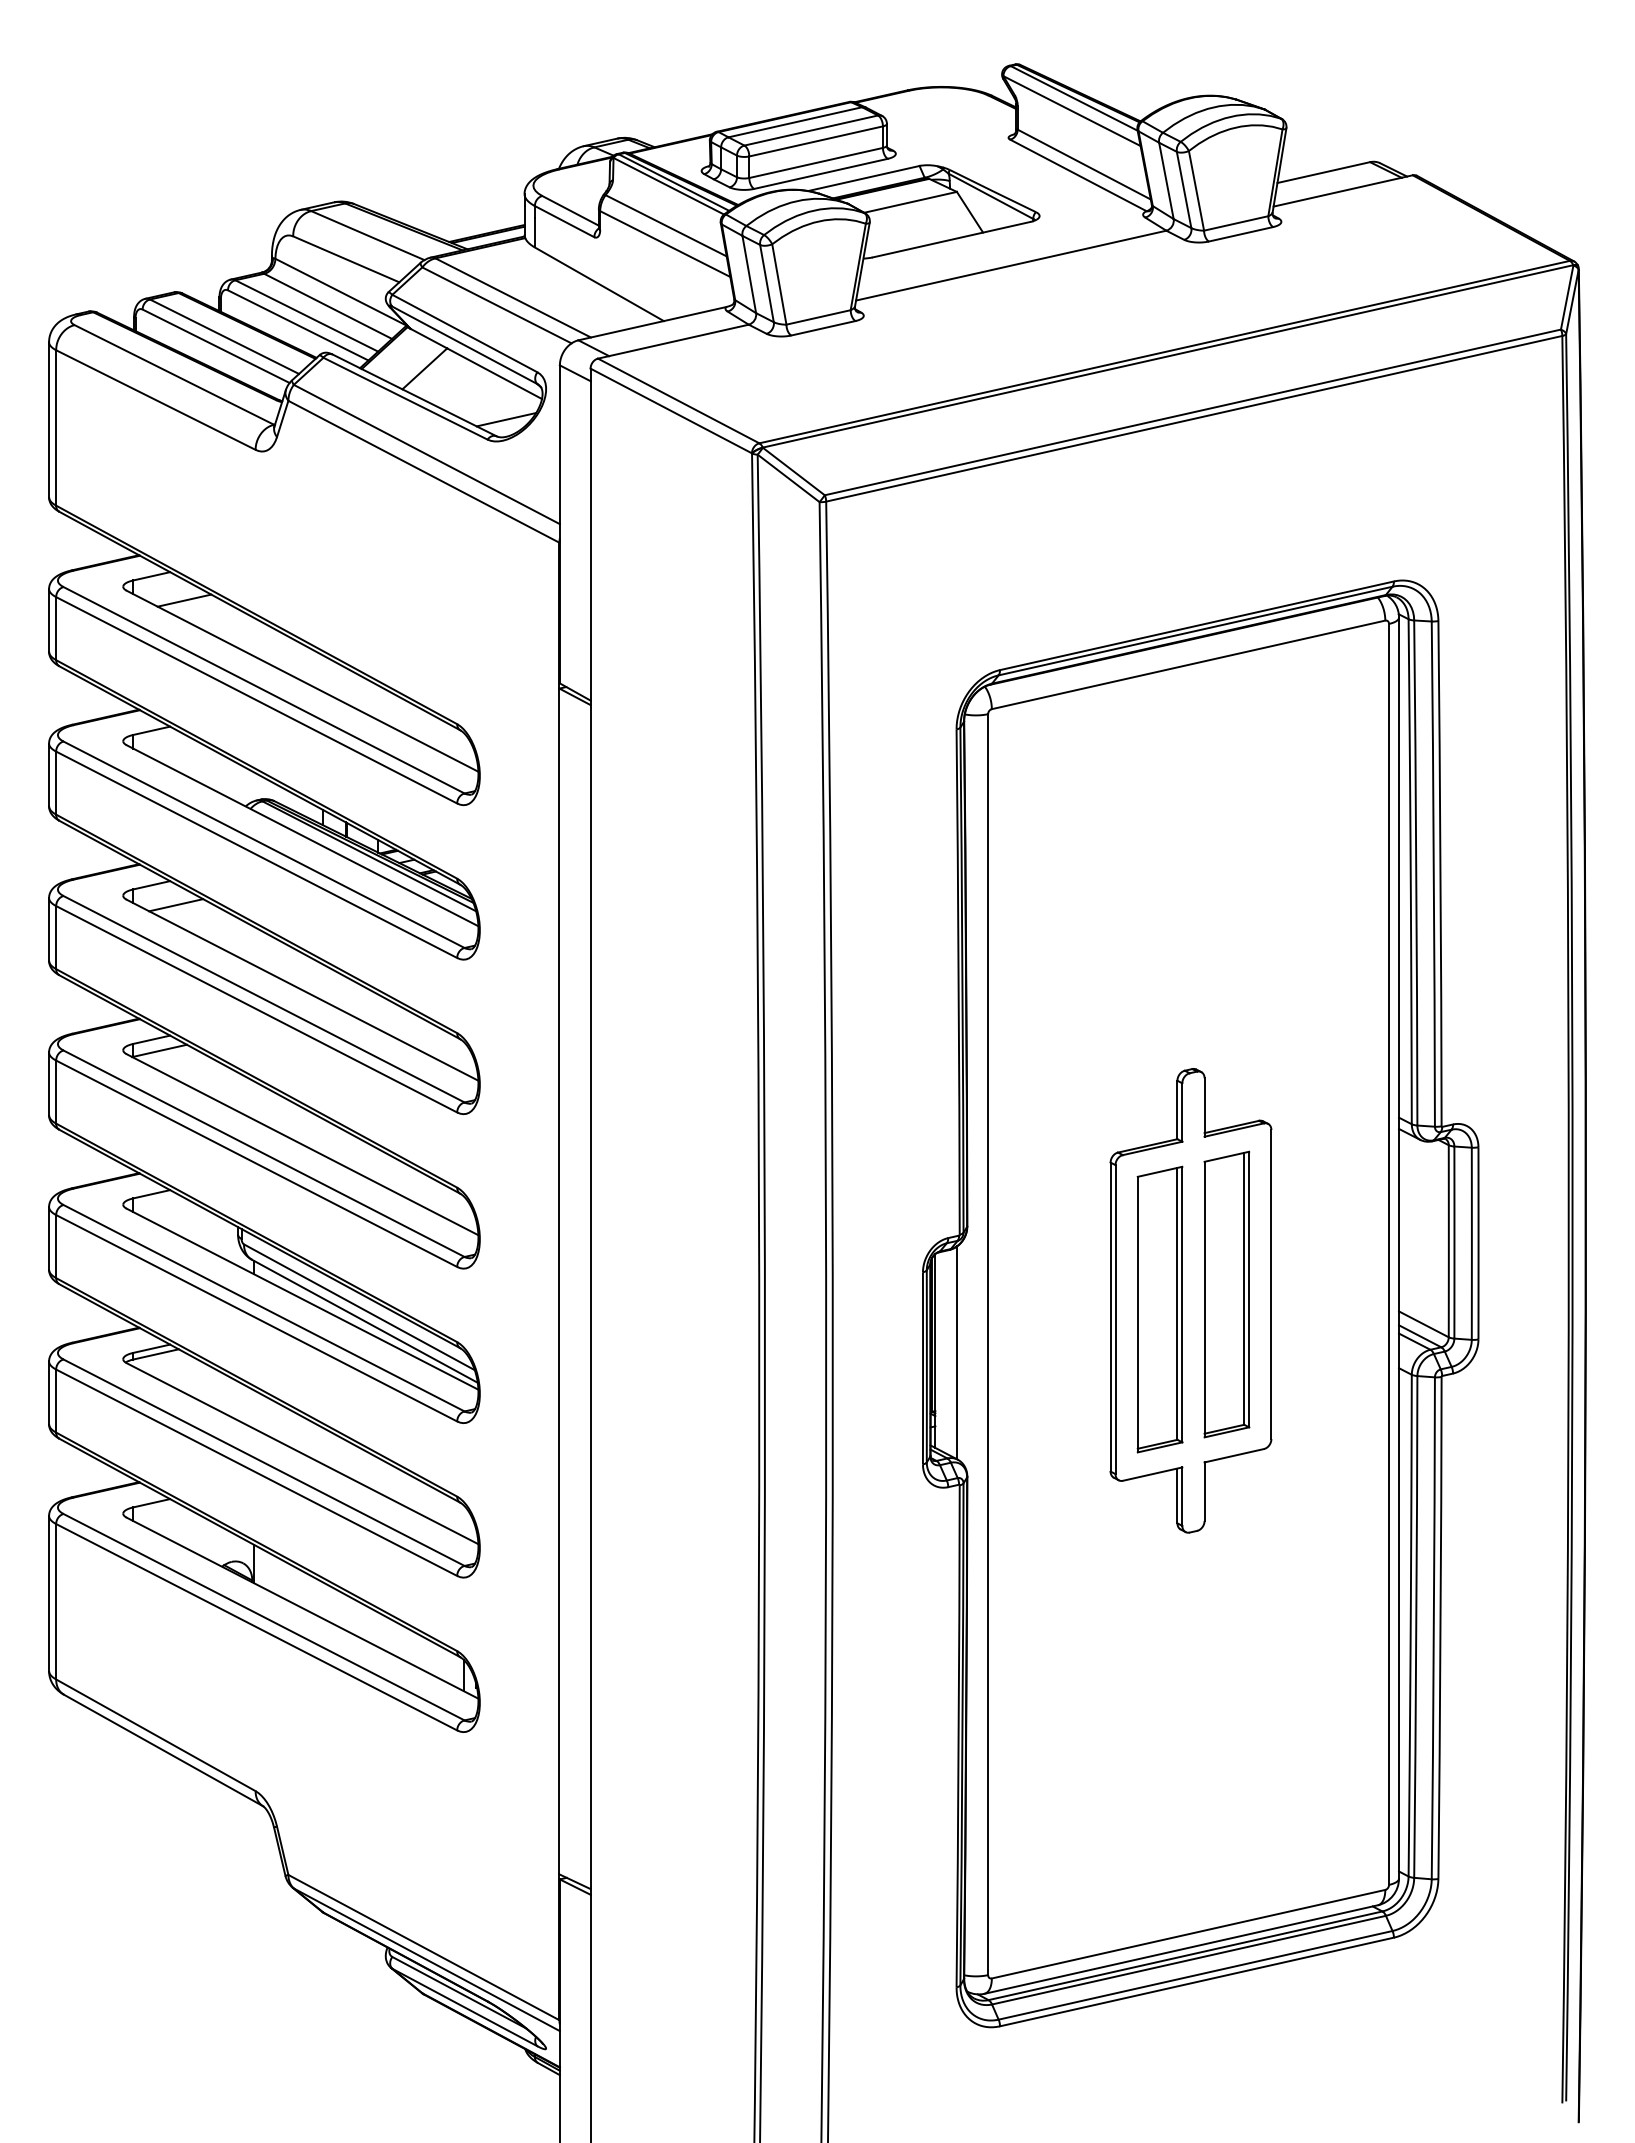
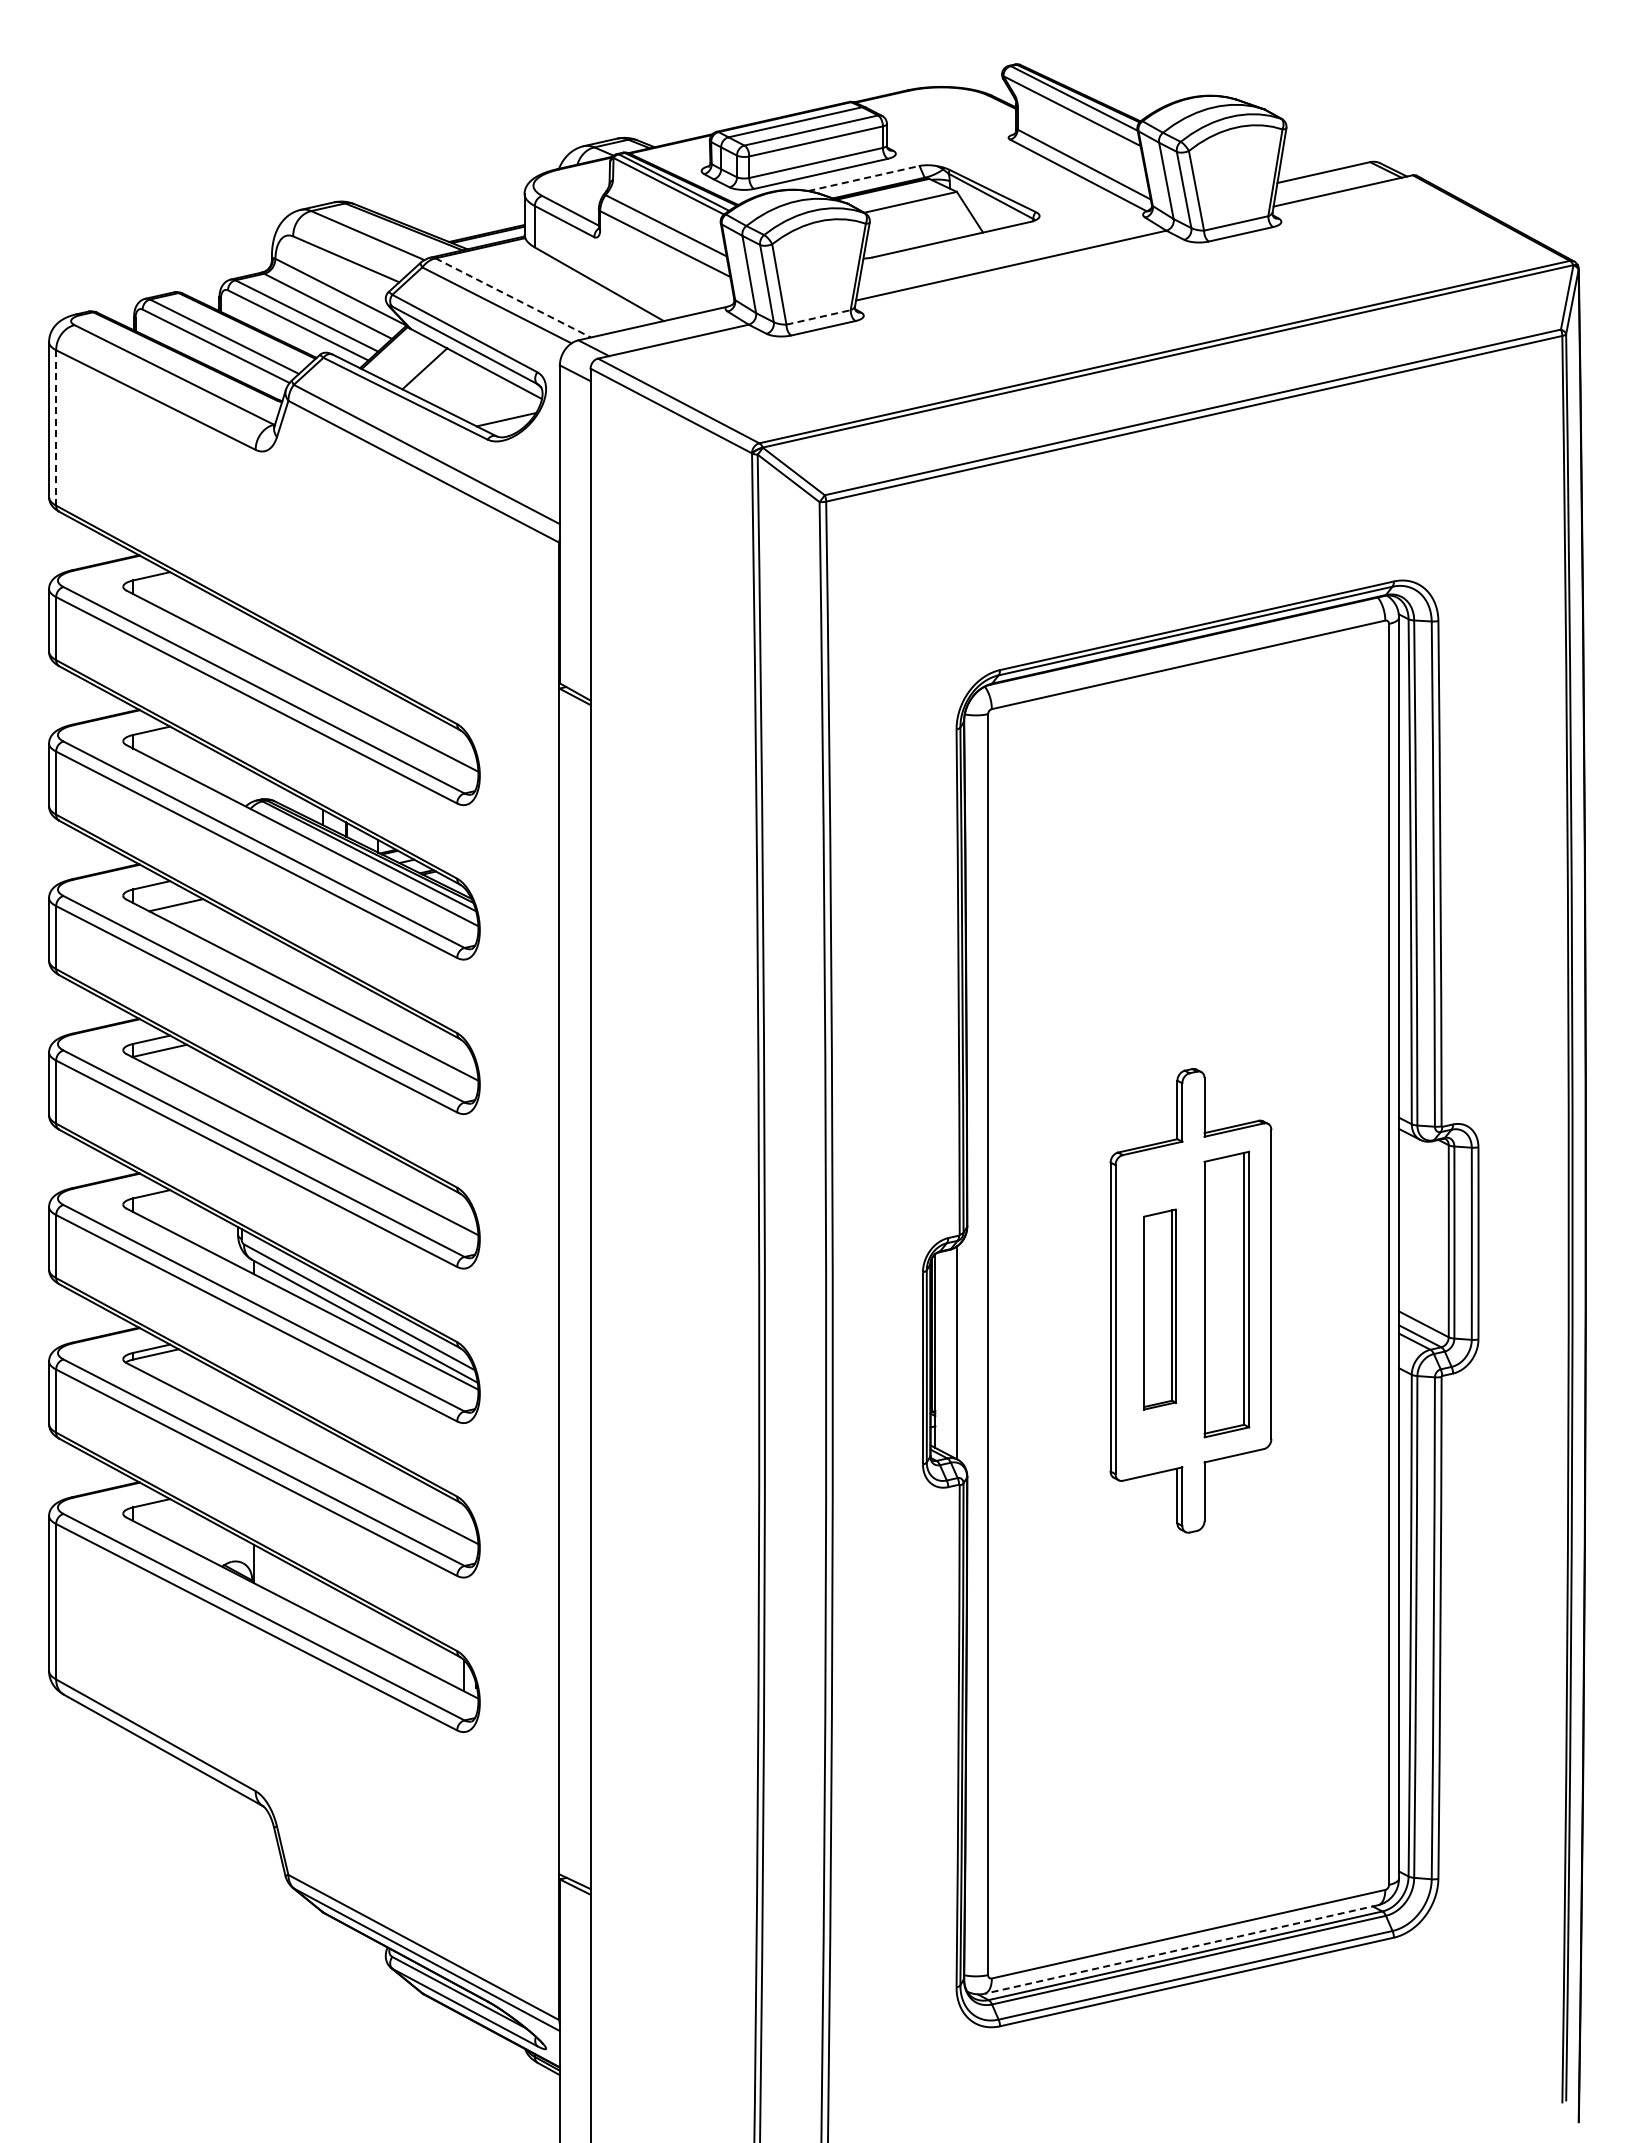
line: solid -> dashed (864, 178)
line: solid -> dashed (513, 298)
line: solid -> dashed (818, 317)
line: solid -> dashed (56, 427)
line: present -> none (184, 600)
part size: 48x289 px -> 34x203 px (1159, 1309)
line: solid -> dashed (1181, 1949)
